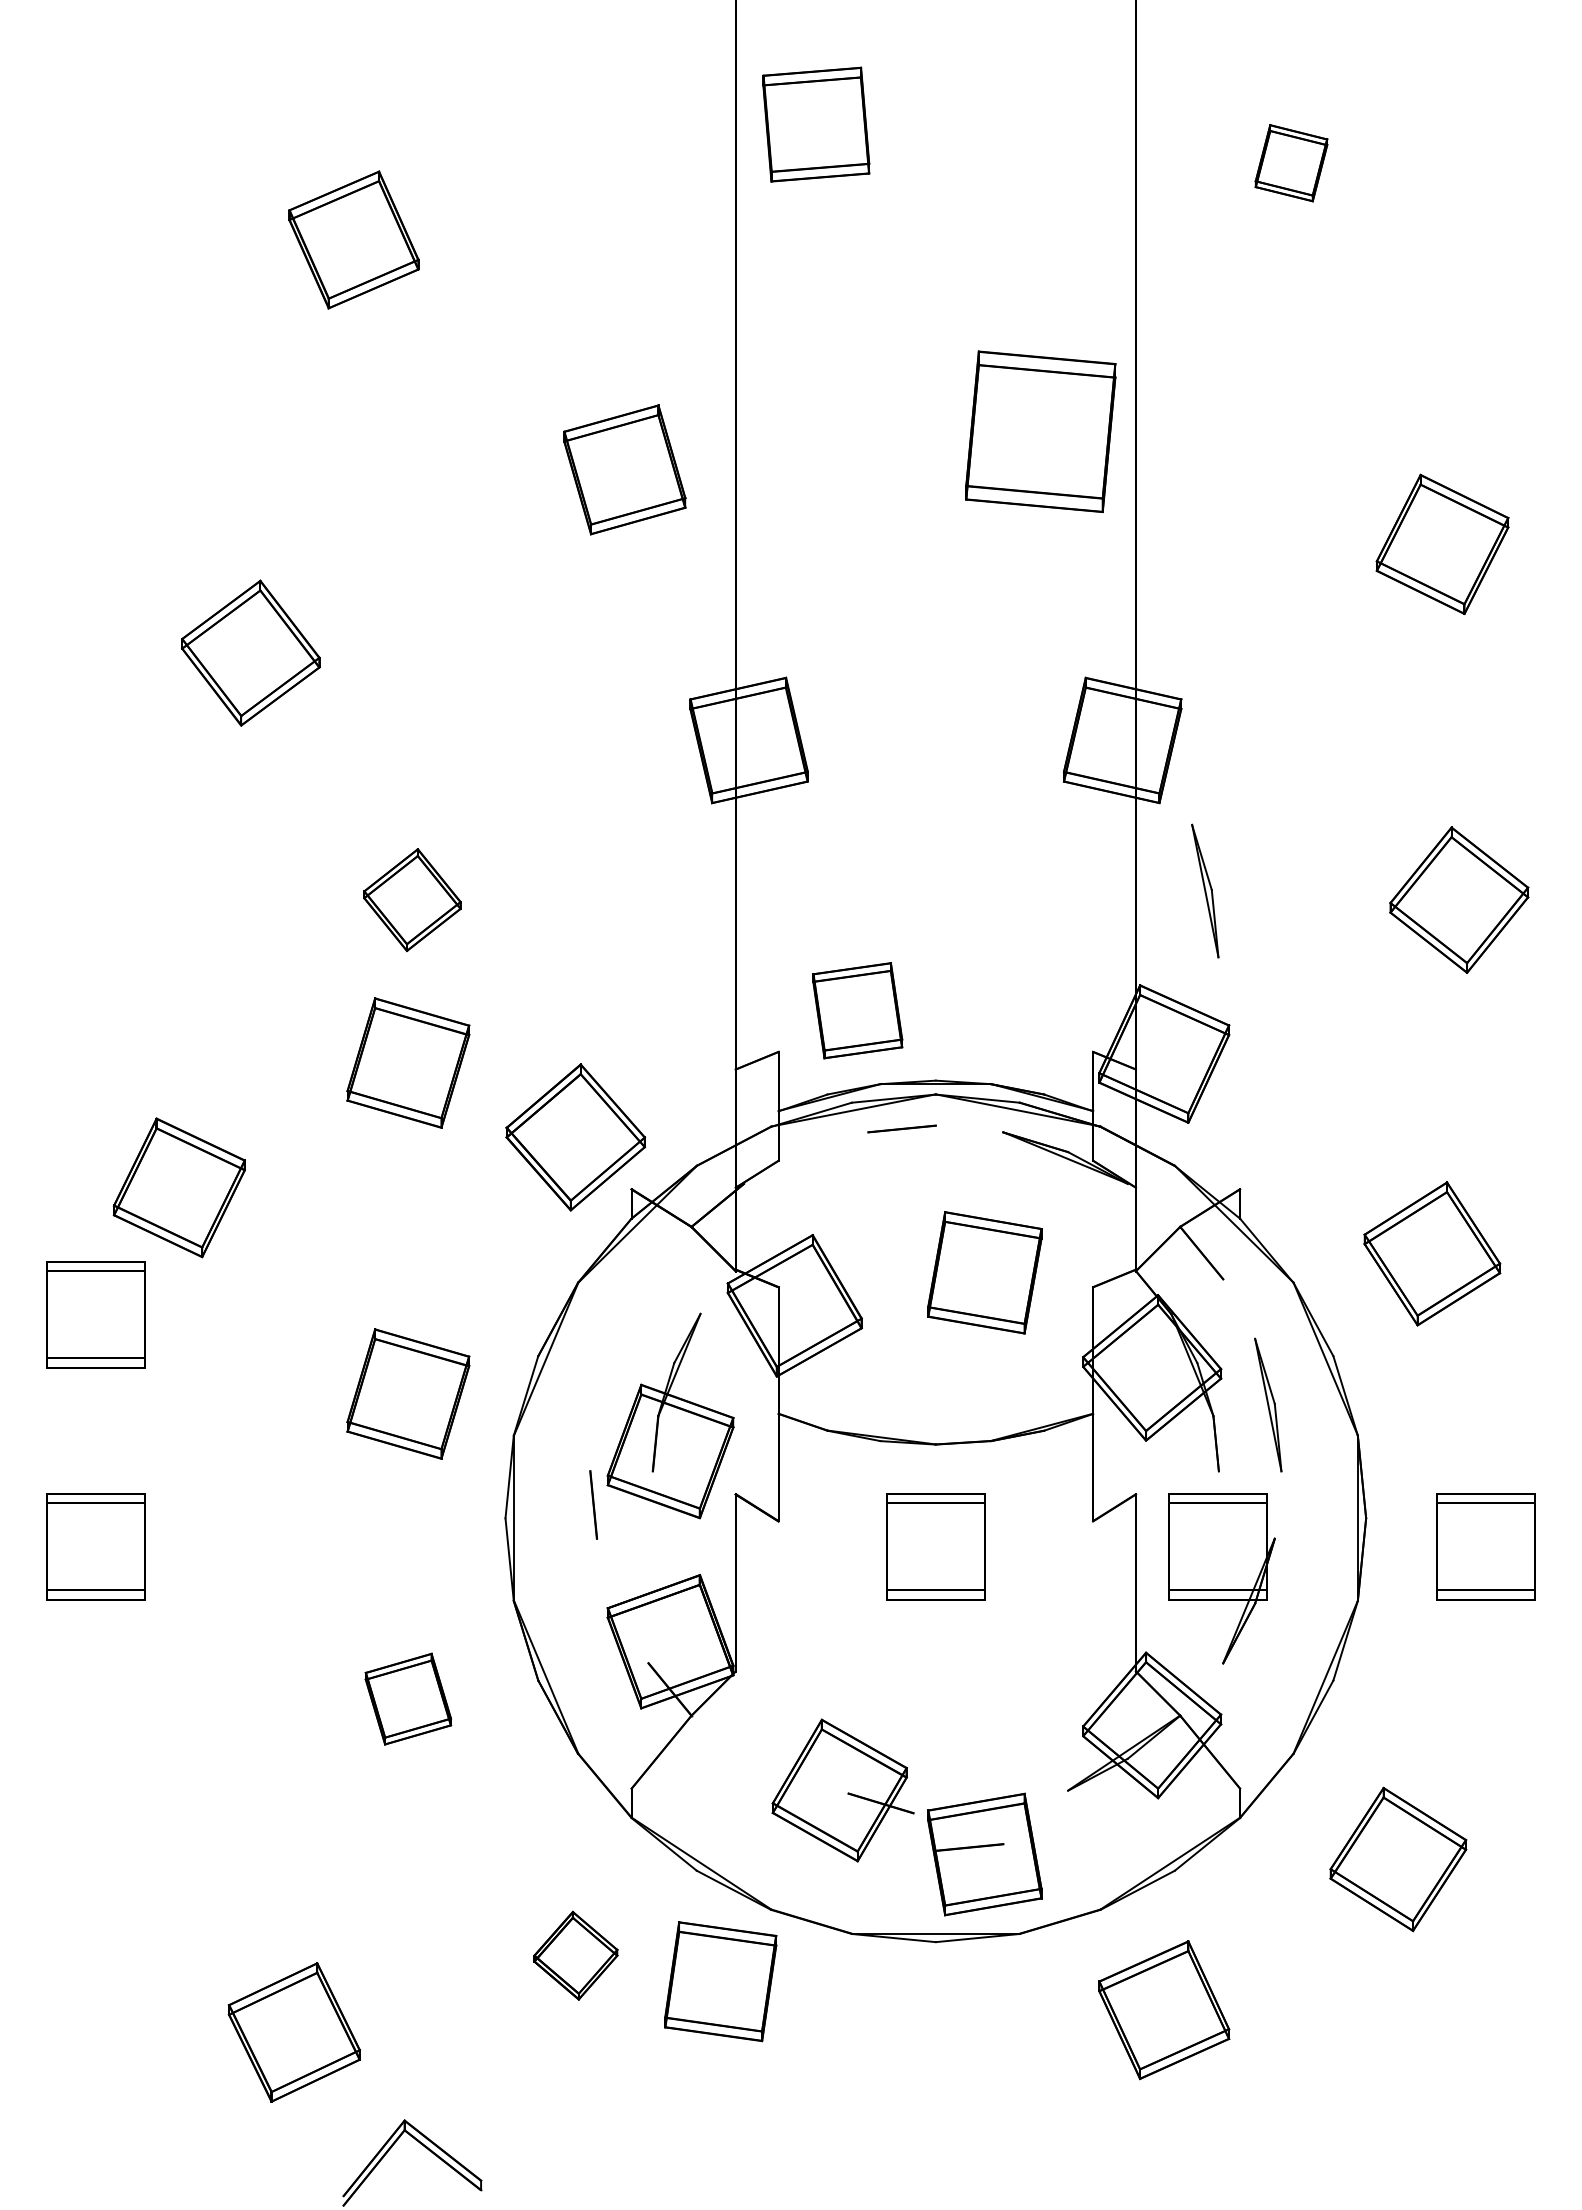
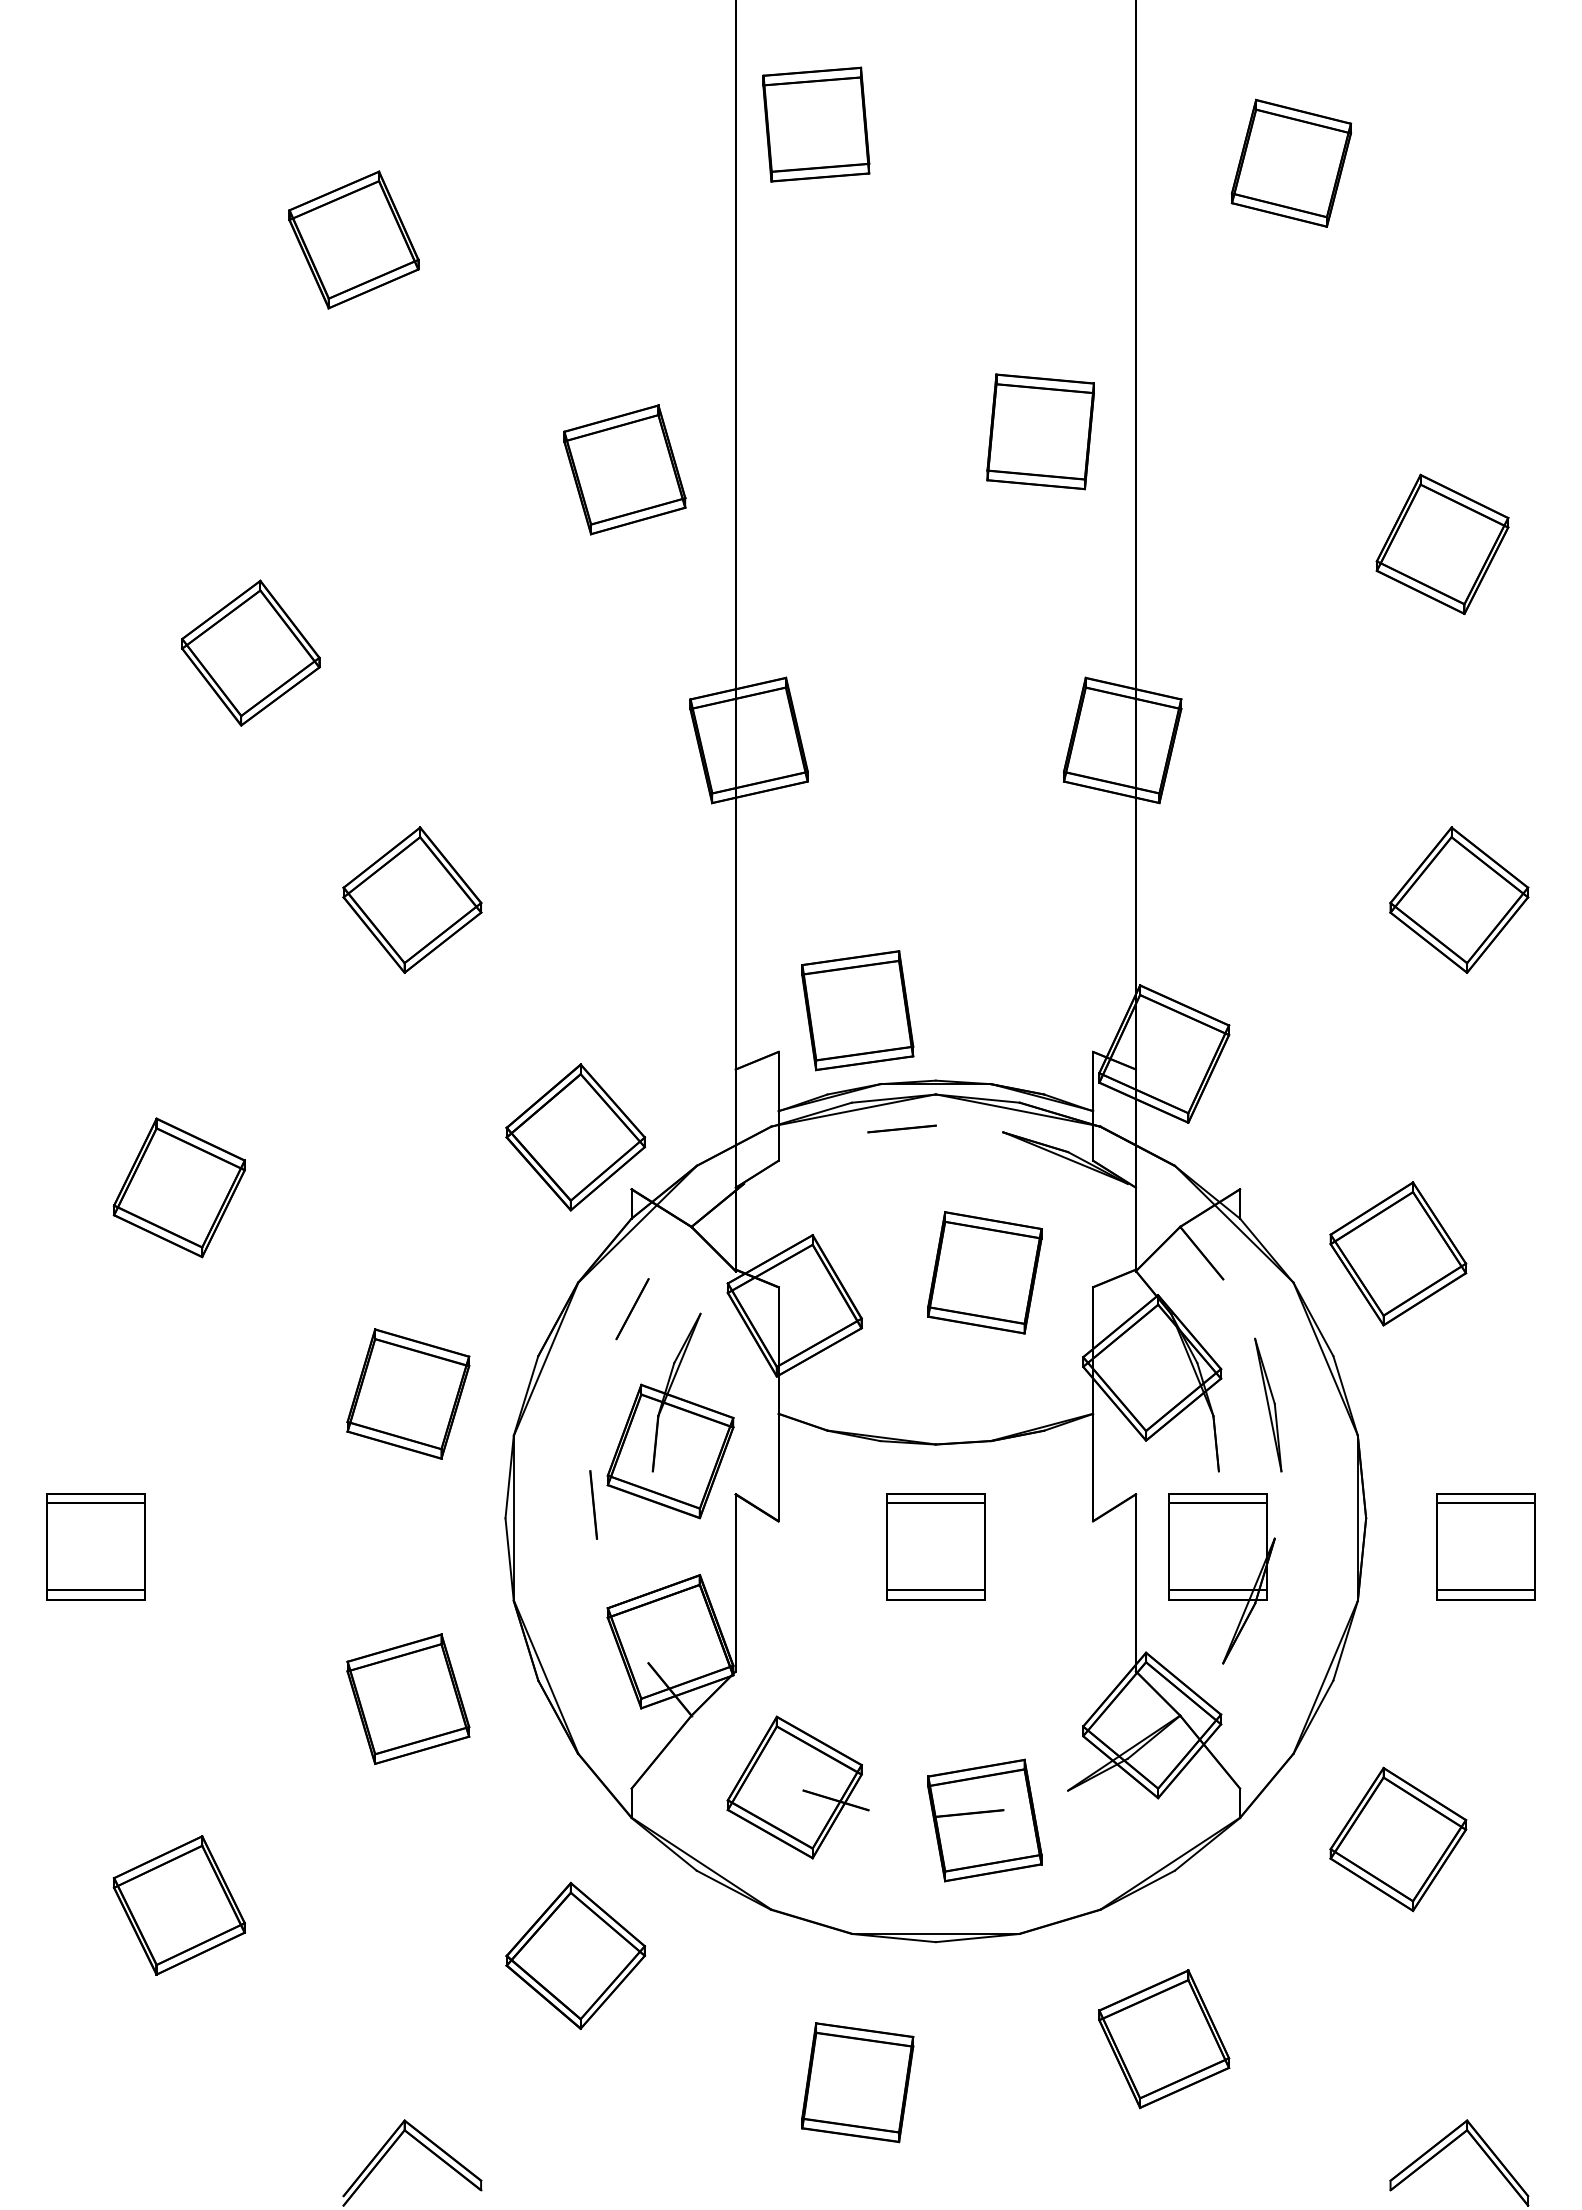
part size: 75x79 px -> 123x130 px (1291, 162)
part size: 152x163 px -> 109x118 px (1040, 431)
part: present -> none (1205, 890)
part size: 99x105 px -> 141x148 px (412, 899)
part size: 92x98 px -> 114x122 px (857, 1010)
part: present -> none (408, 1062)
part position: (1432, 1253) -> (1398, 1253) (1398, 1253)
line: none -> present (632, 1309)
part: present -> none (95, 1314)
part size: 89x94 px -> 125x132 px (408, 1698)
part position: (842, 1790) -> (797, 1787) (797, 1787)
part position: (984, 1854) -> (984, 1820) (984, 1820)
part position: (1398, 1859) -> (1398, 1839) (1398, 1839)
part size: 86x91 px -> 142x149 px (575, 1955)
part position: (720, 1981) -> (857, 2082) (857, 2082)
part position: (1164, 2010) -> (1164, 2039) (1164, 2039)
part position: (293, 2032) -> (178, 1905) (178, 1905)
part: none -> present (1448, 2146)
